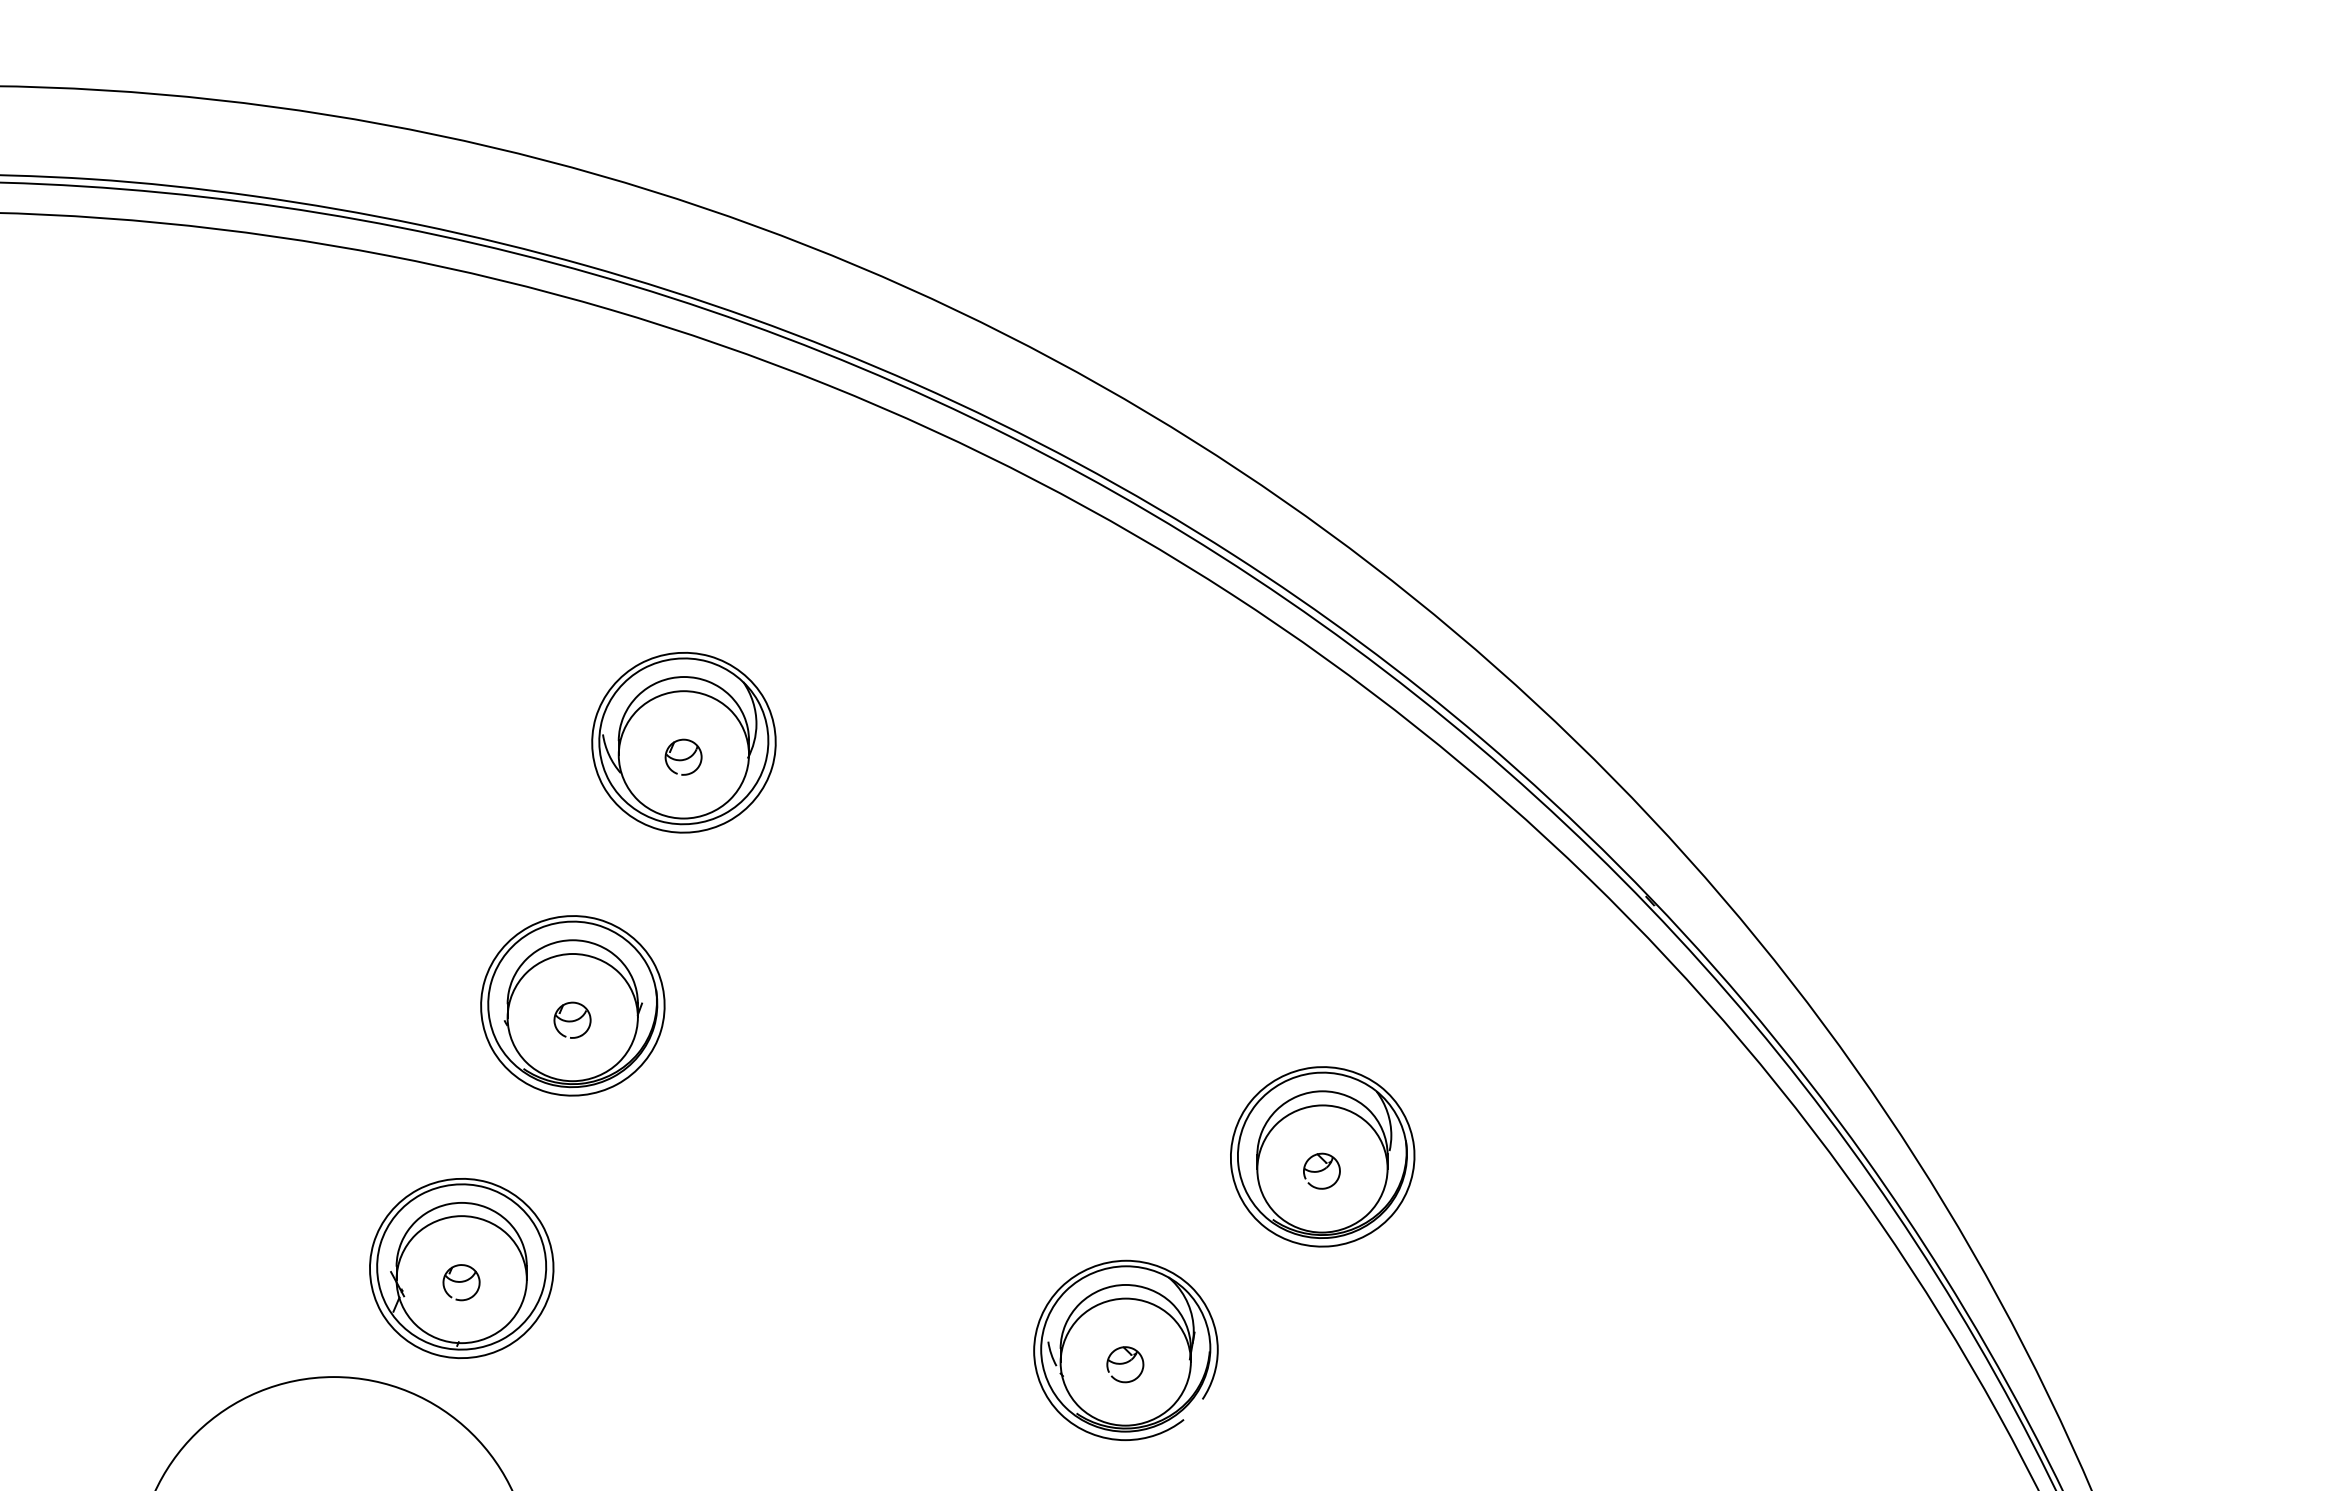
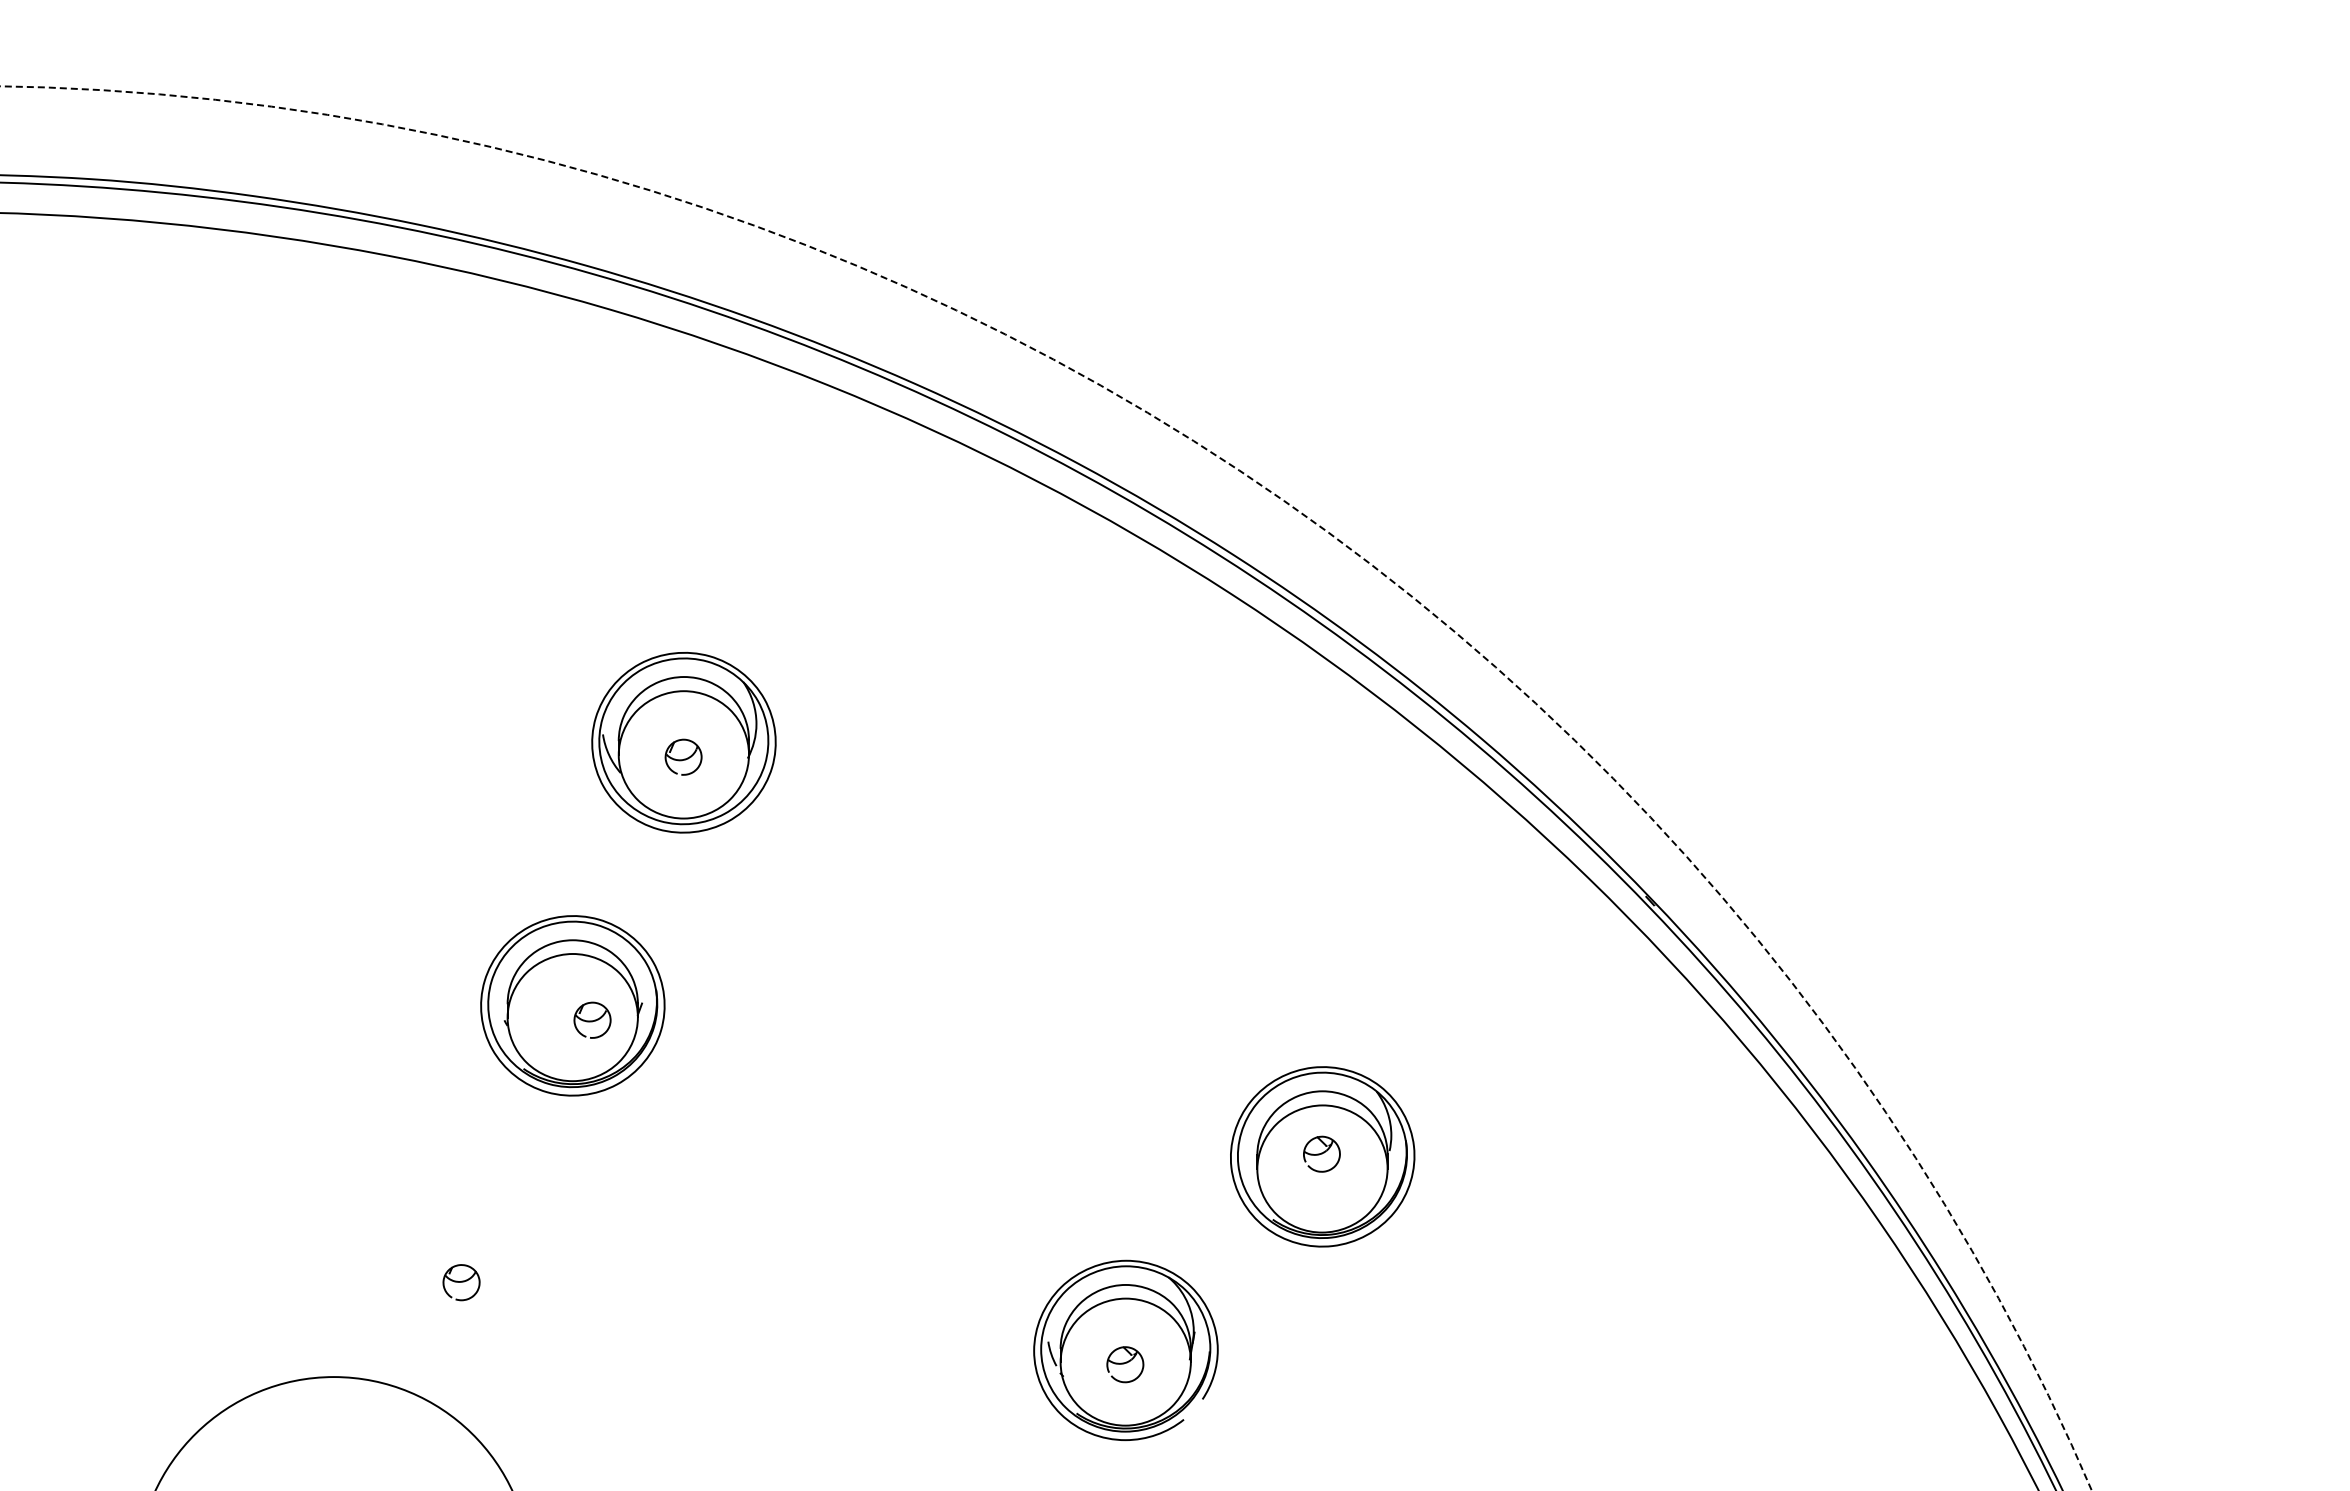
arc: solid -> dashed (1251, 478)
part position: (572, 1019) -> (592, 1019) (592, 1019)
part position: (1321, 1170) -> (1321, 1153) (1321, 1153)
part: present -> none (461, 1268)
